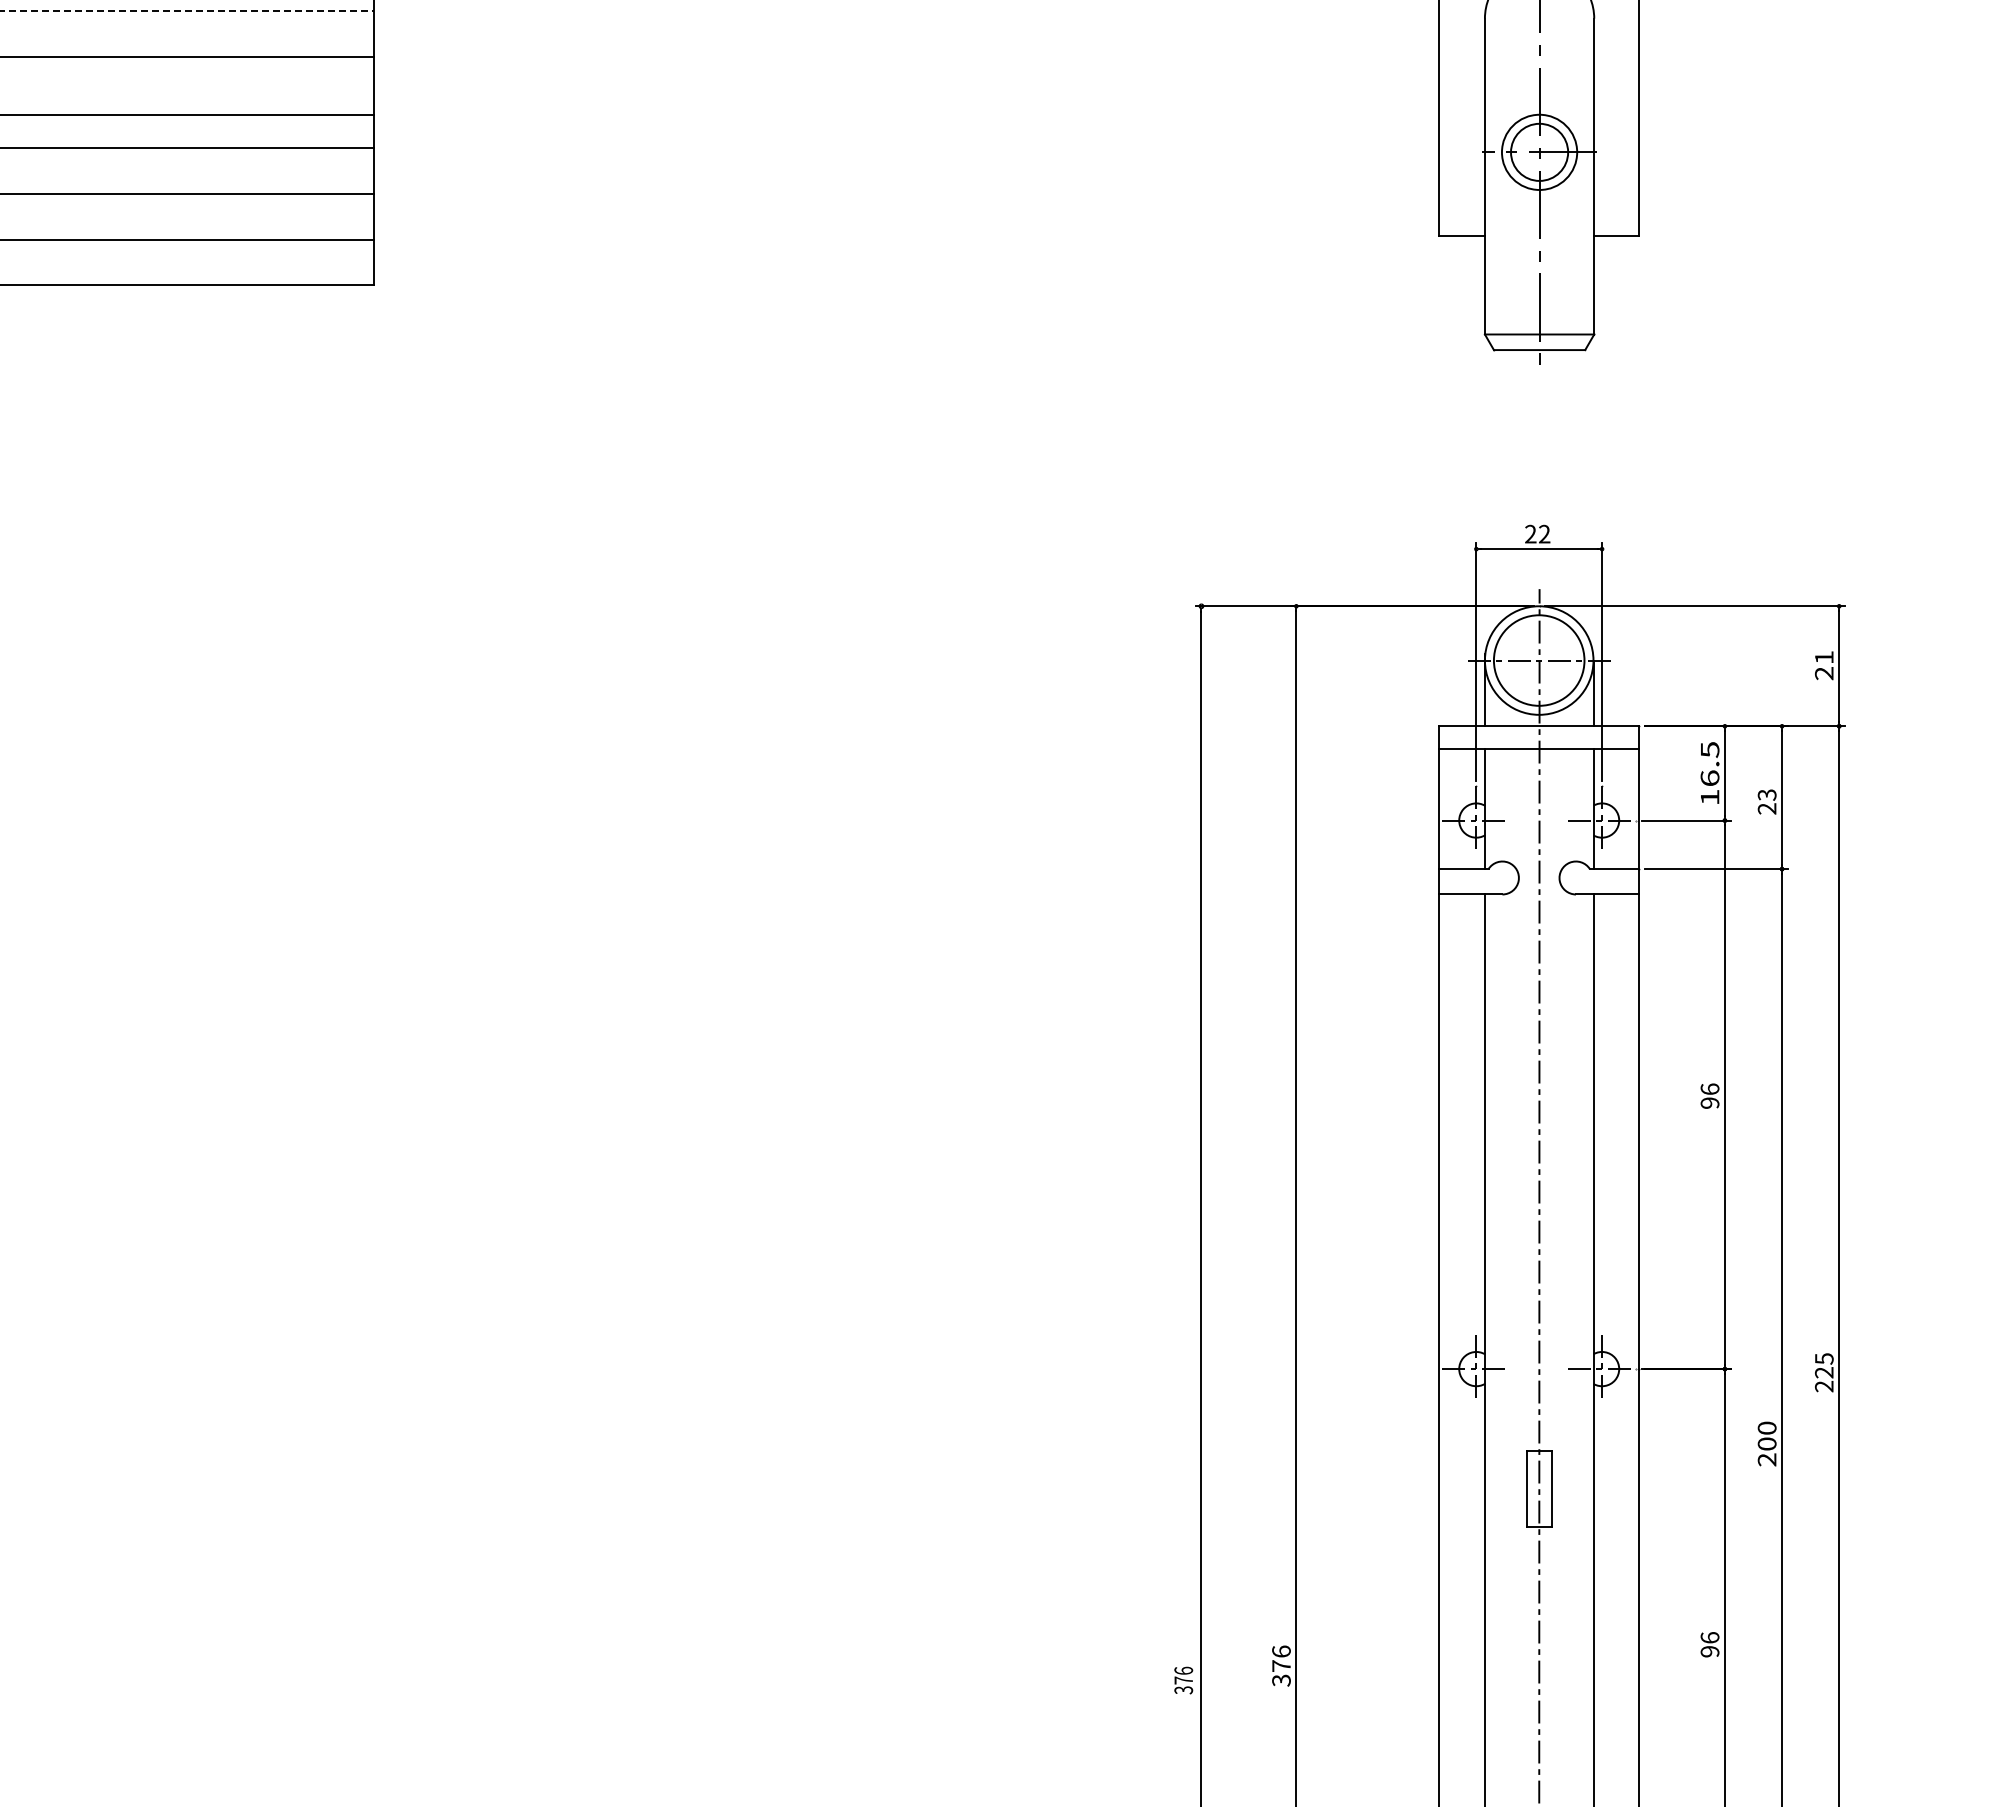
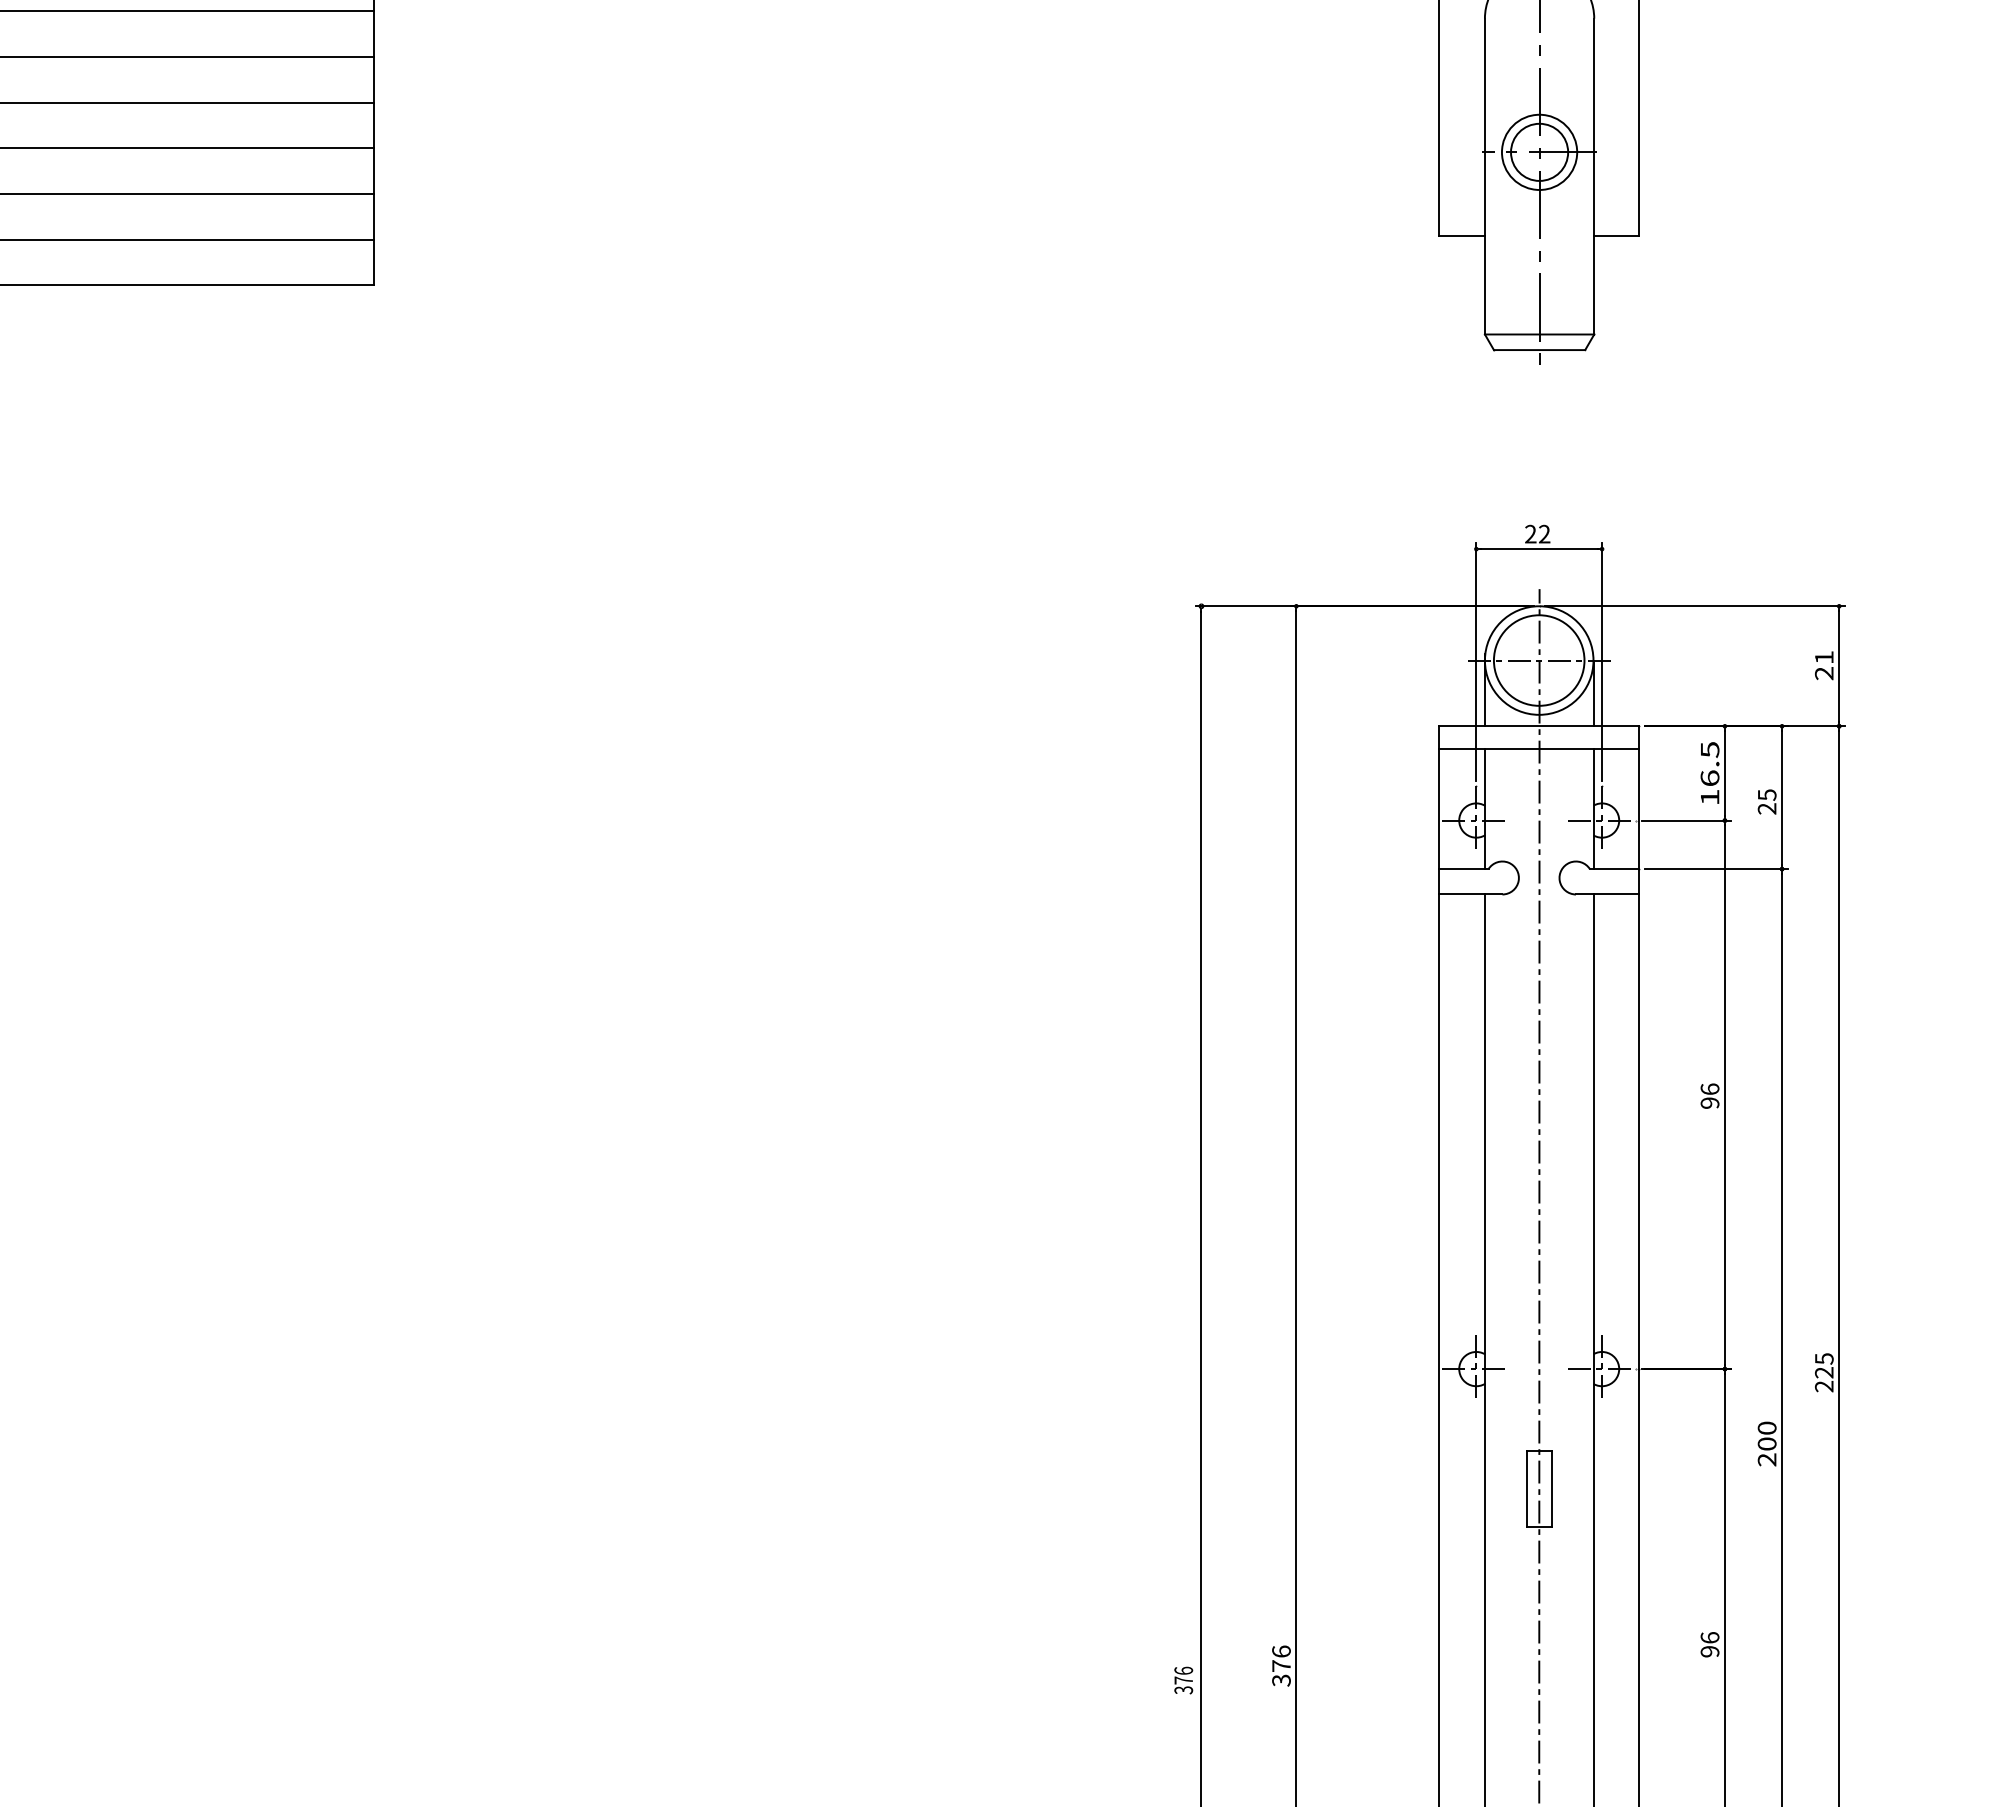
line: dashed -> solid (187, 11)
line position: (187, 114) -> (187, 102) (187, 102)
text: 23 -> 25 (1766, 794)
